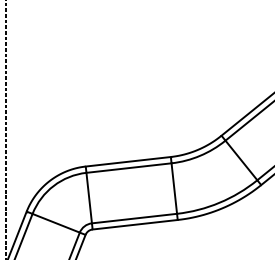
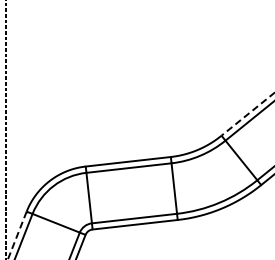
line: solid -> dashed (247, 114)
line: solid -> dashed (17, 235)
